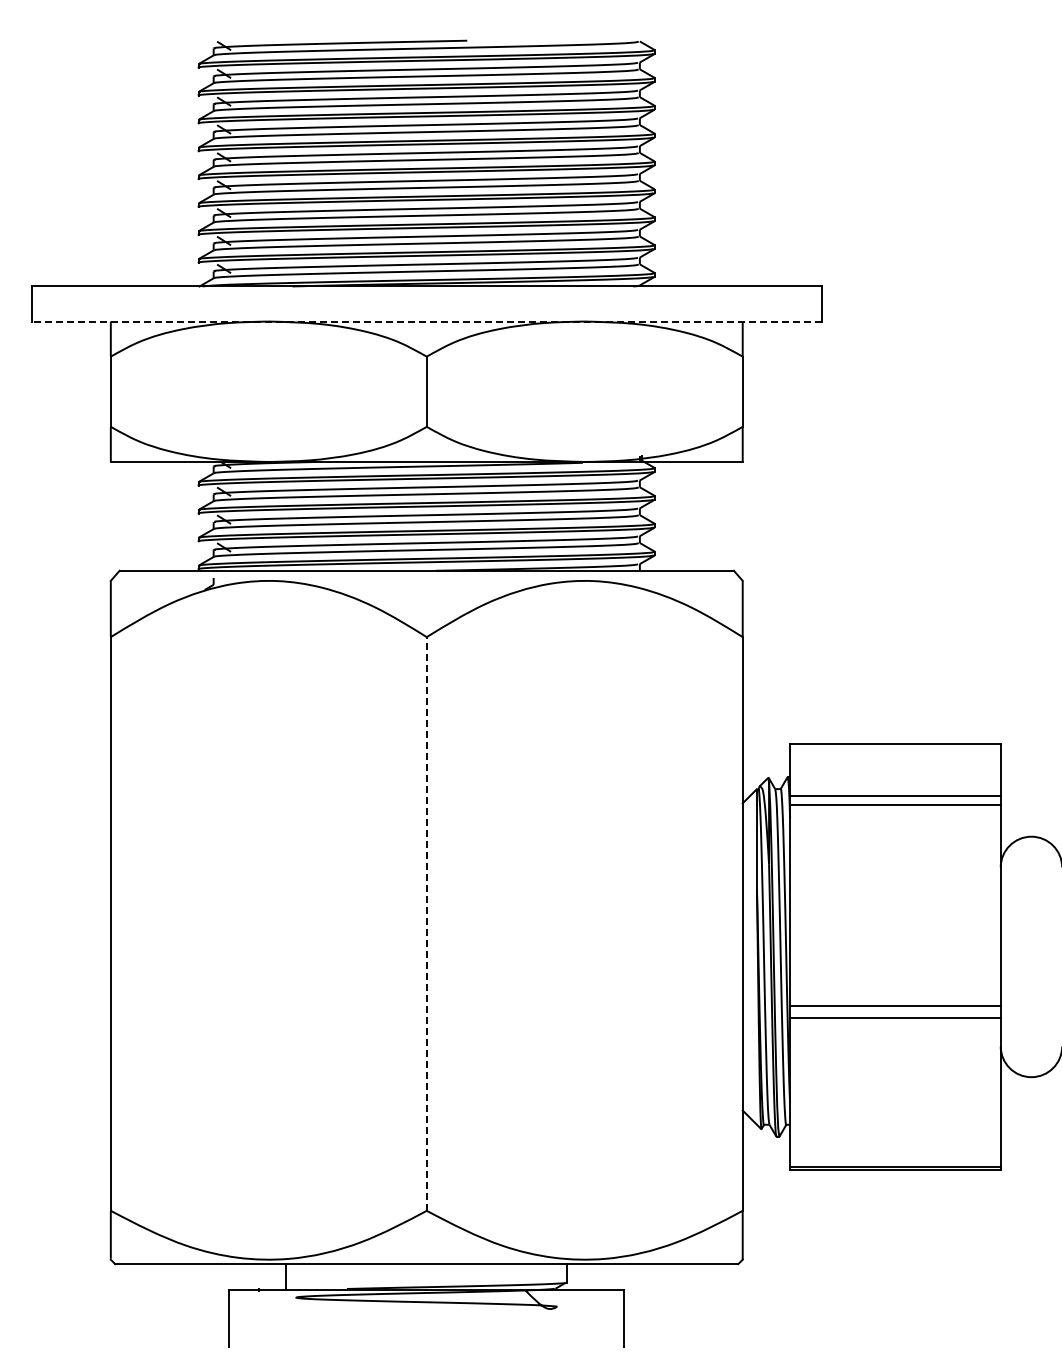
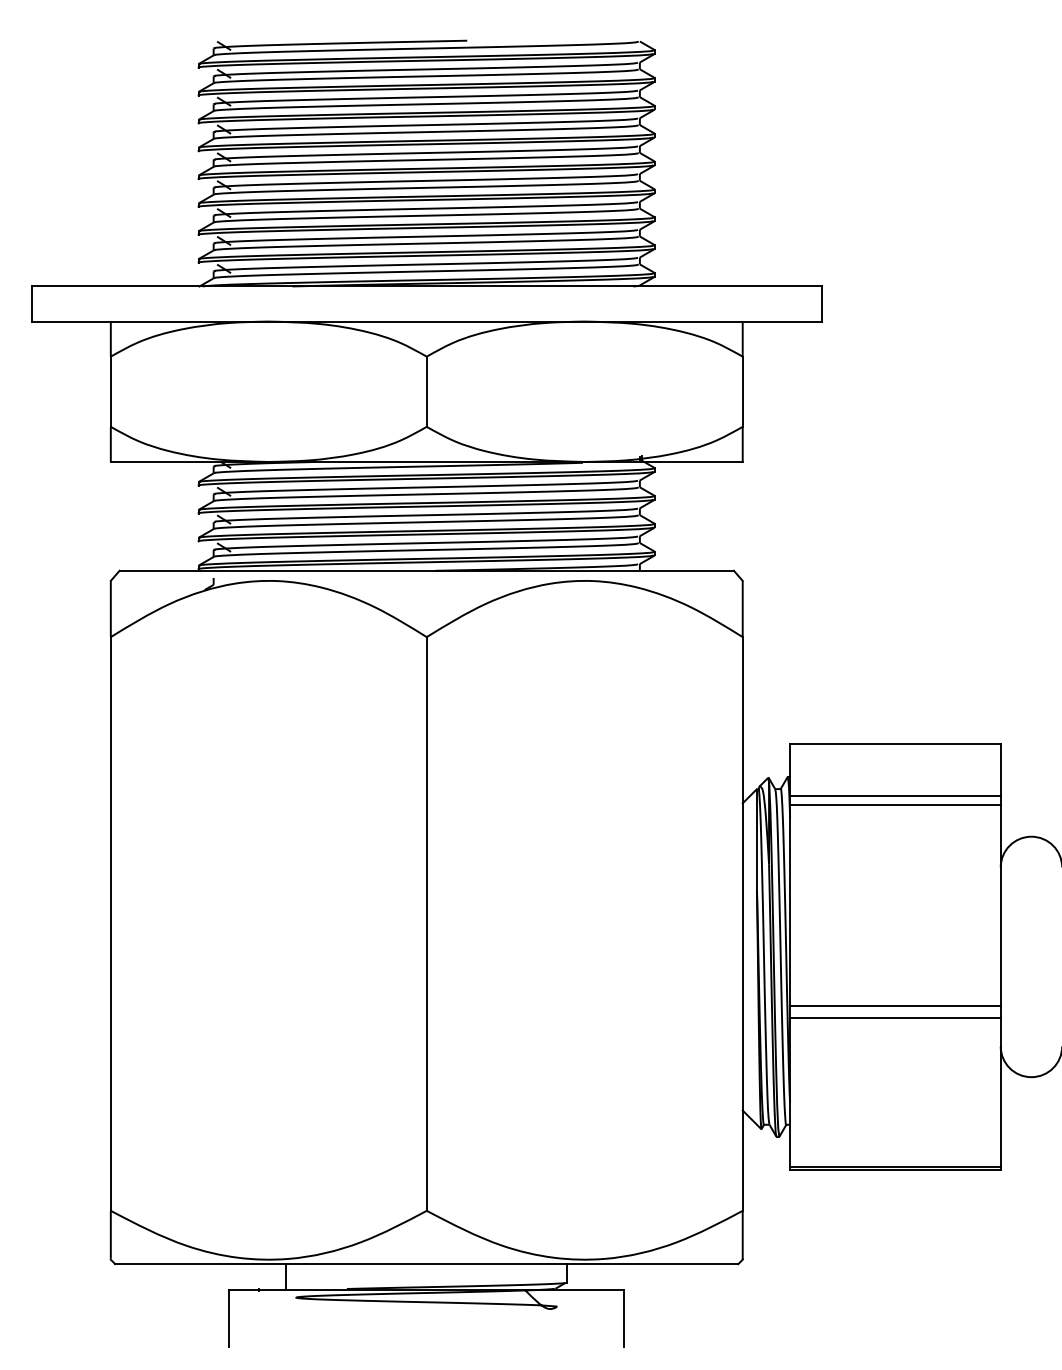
line: dashed -> solid (426, 321)
line: dashed -> solid (426, 923)
